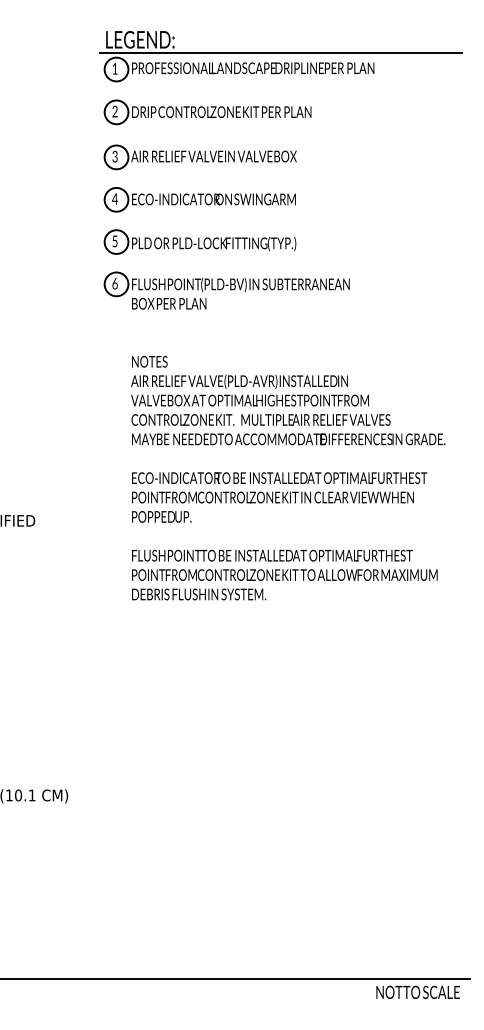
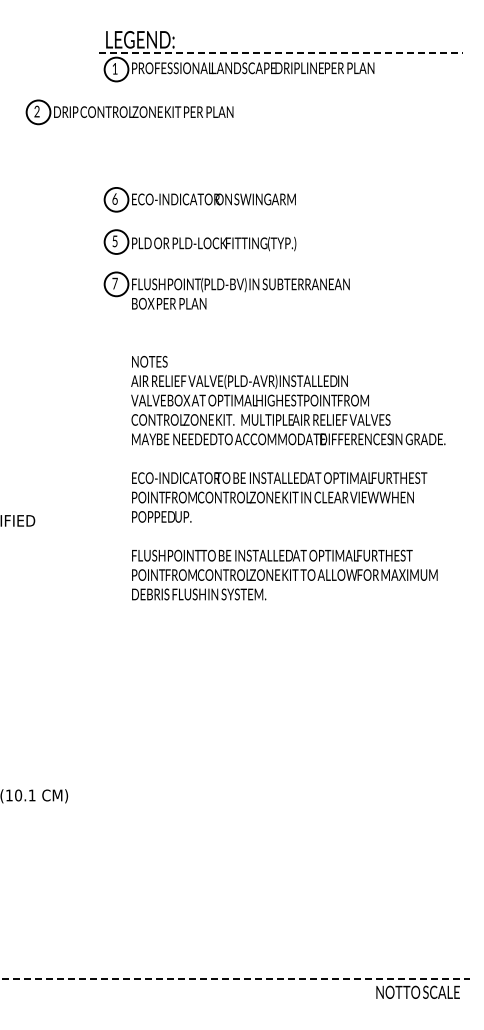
line: solid -> dashed (281, 52)
part position: (207, 112) -> (129, 112) (129, 112)
part: present -> none (199, 157)
text: 4 -> 6 (114, 198)
text: 6 -> 7 (114, 283)
line: solid -> dashed (235, 978)
